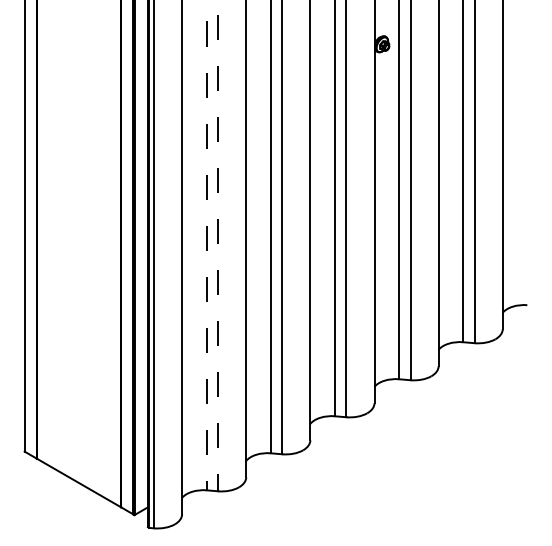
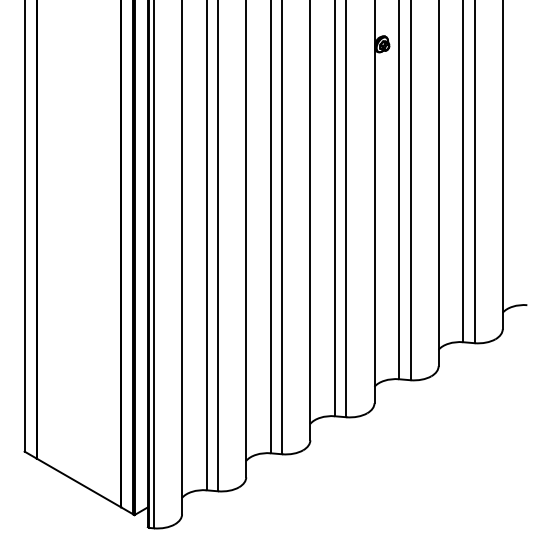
line: dashed -> solid (206, 245)
line: dashed -> solid (218, 246)
